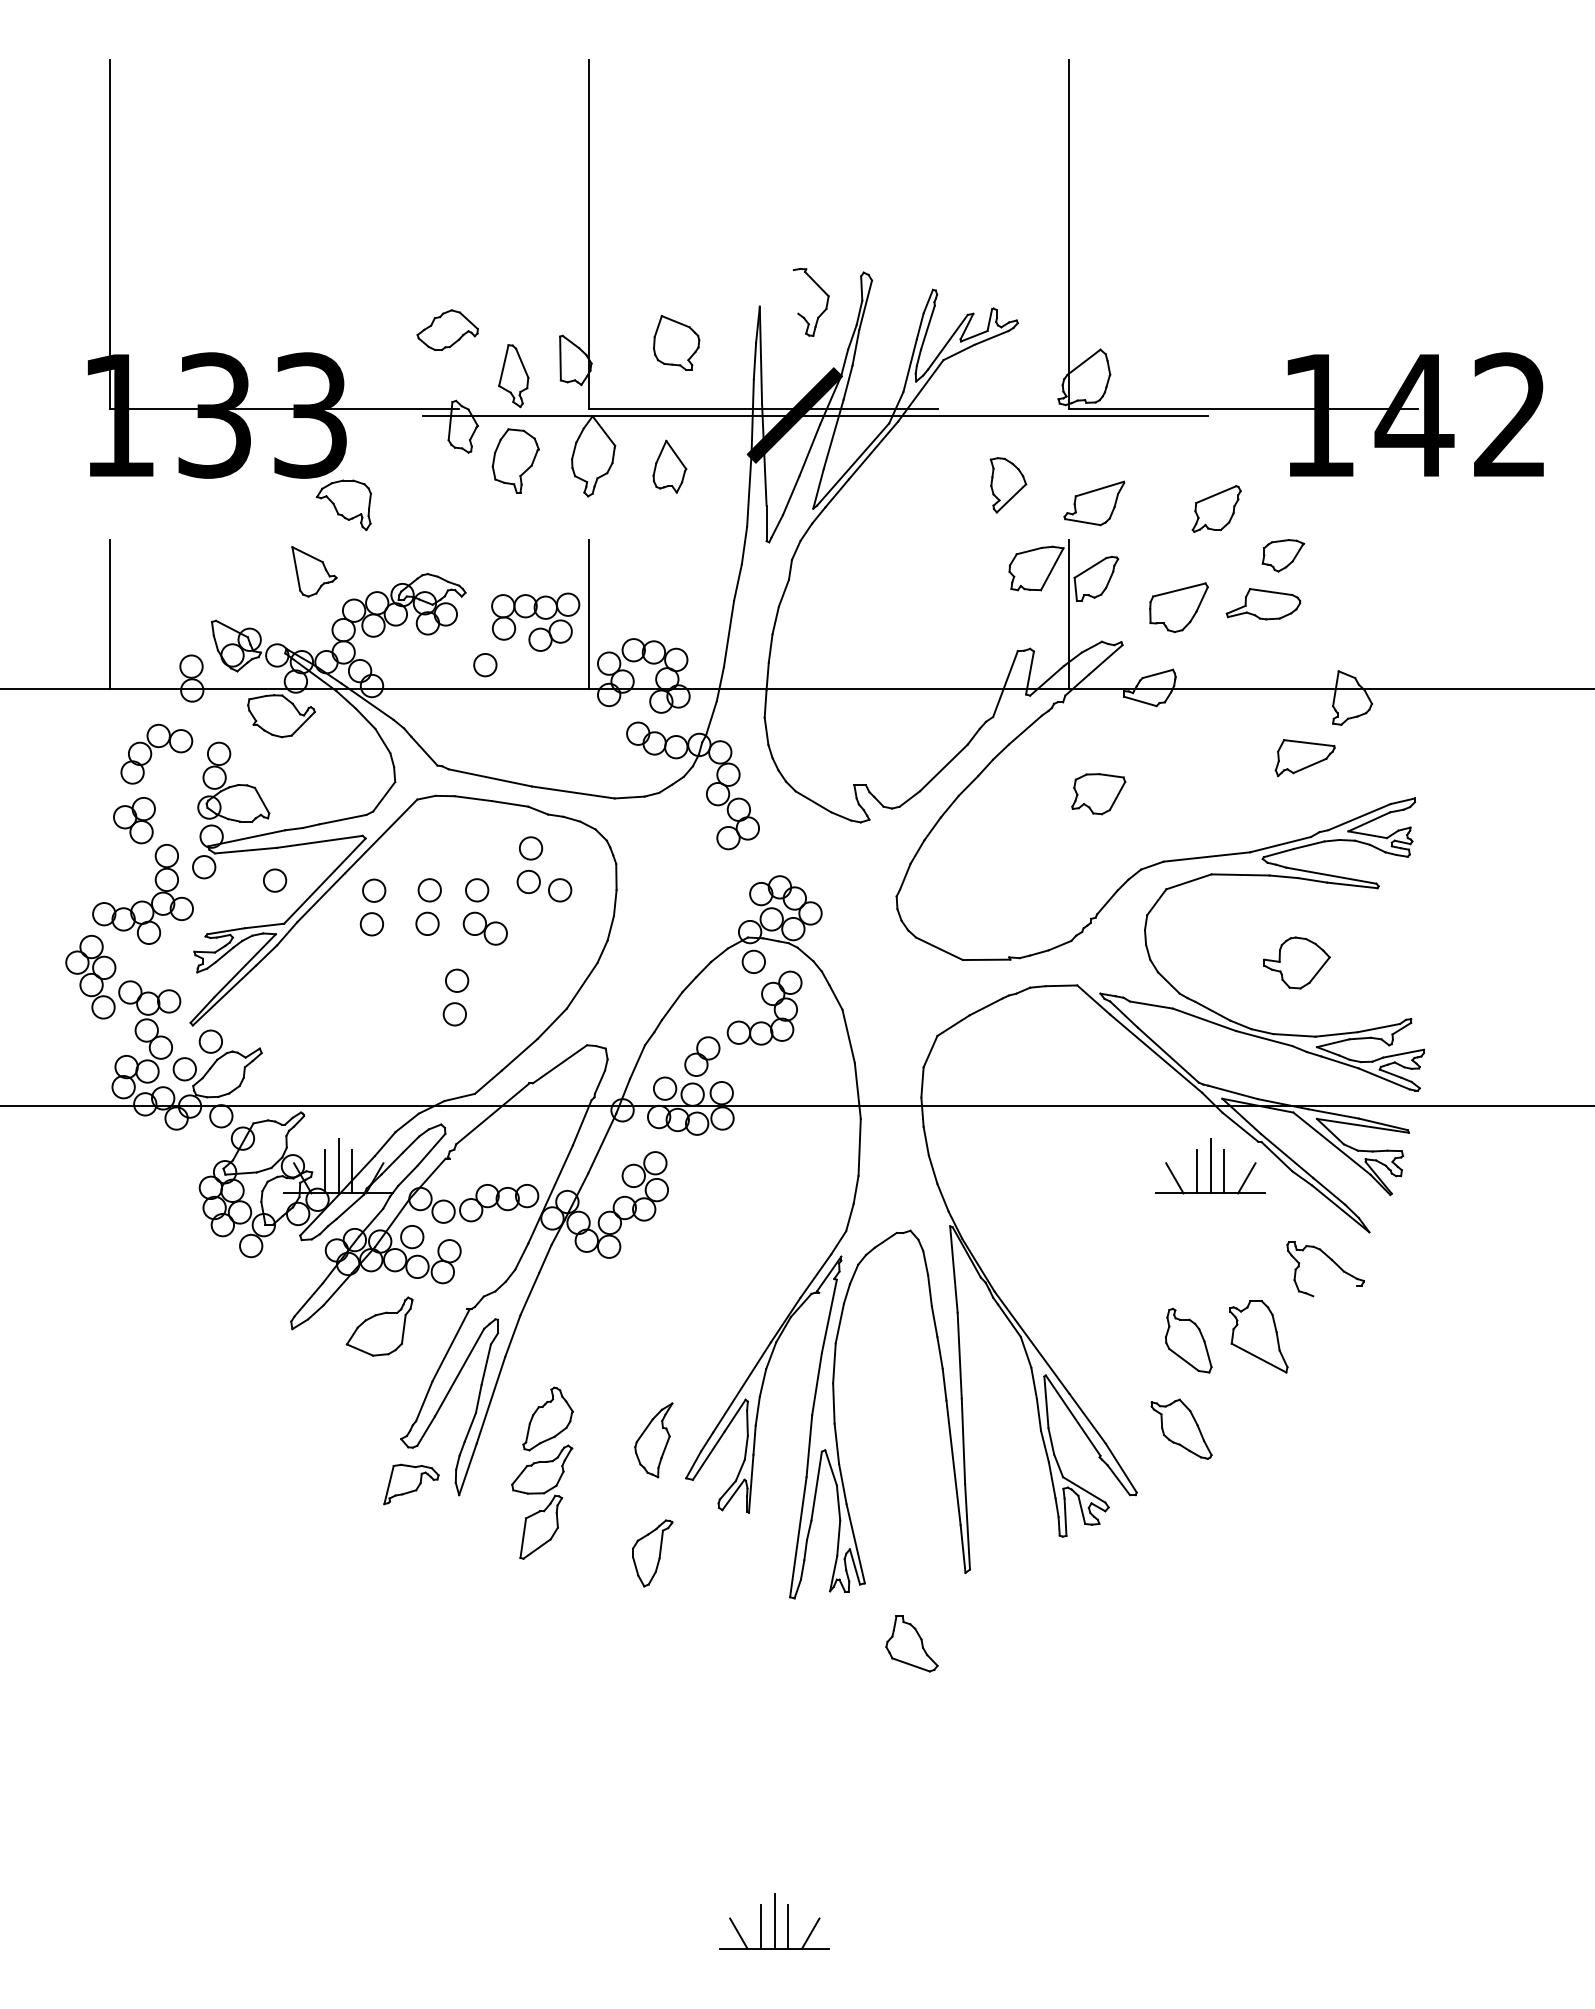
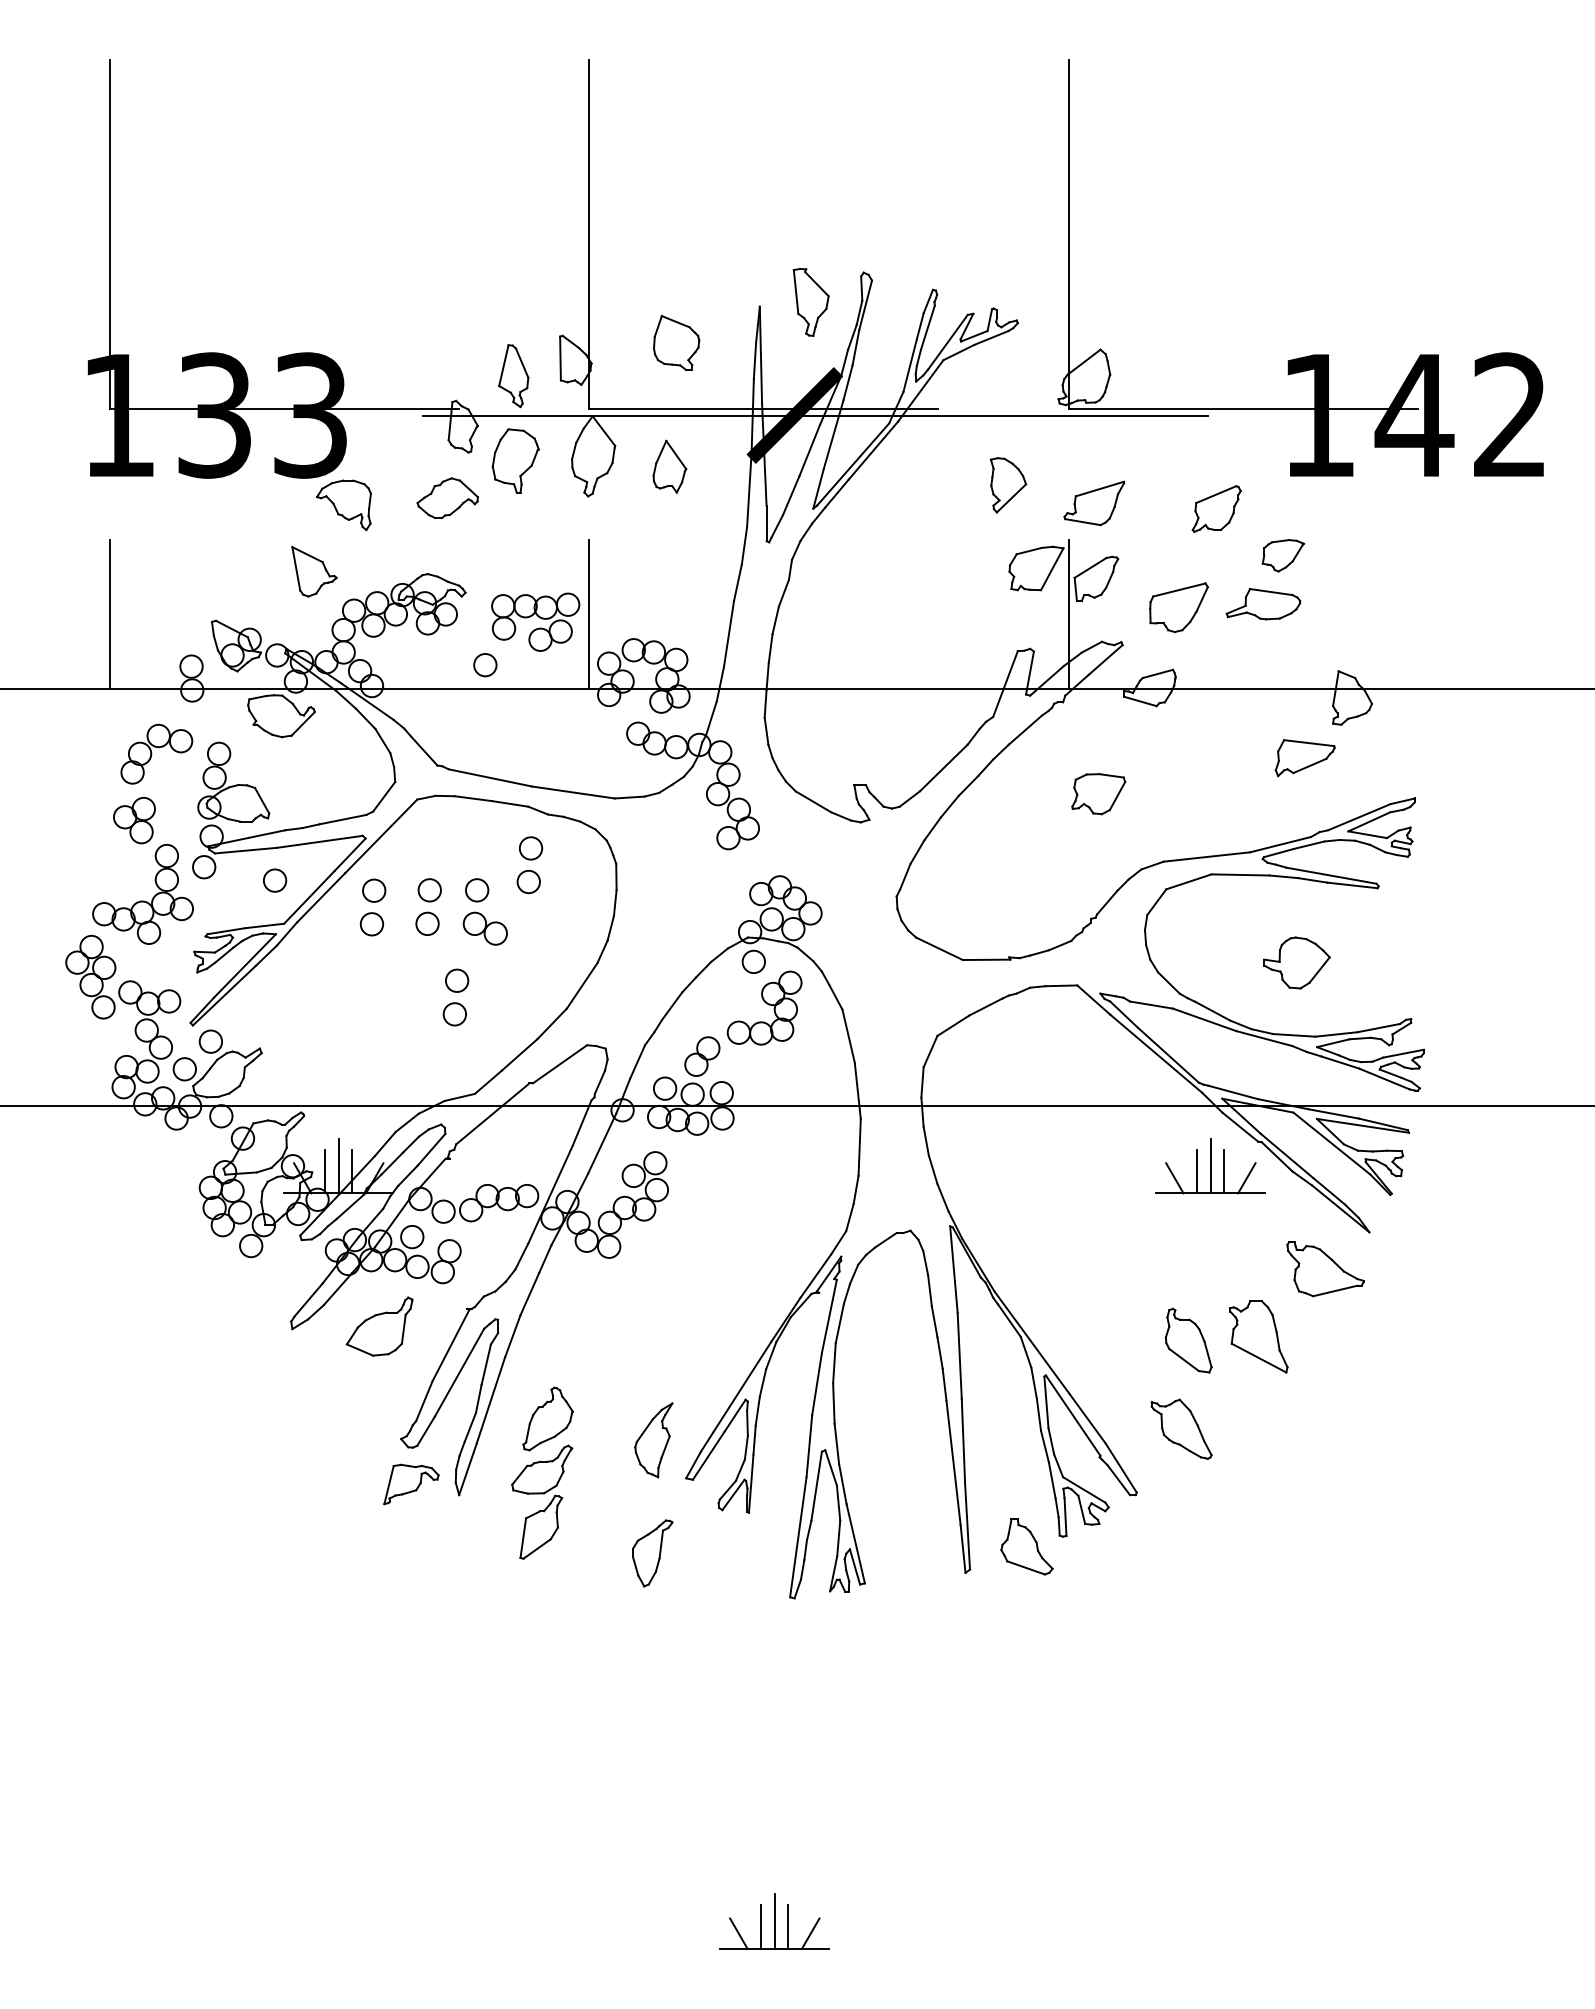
line: none -> present (795, 291)
part position: (447, 329) -> (447, 497) (447, 497)
circle: present -> none (560, 890)
line: none -> present (1335, 1290)
part position: (911, 1643) -> (1026, 1546) (1026, 1546)
